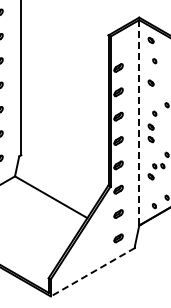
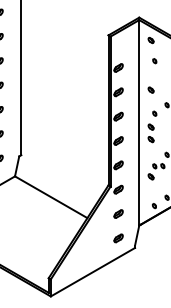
part position: (150, 82) -> (150, 89) (150, 89)
line: dashed -> solid (139, 122)
line: dashed -> solid (92, 272)
